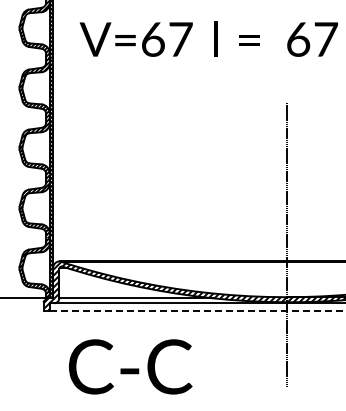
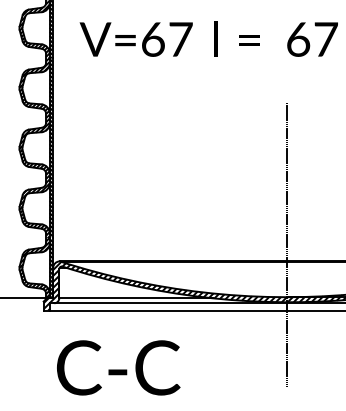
line: dashed -> solid (197, 310)
text position: (130, 366) -> (118, 367) (118, 367)
